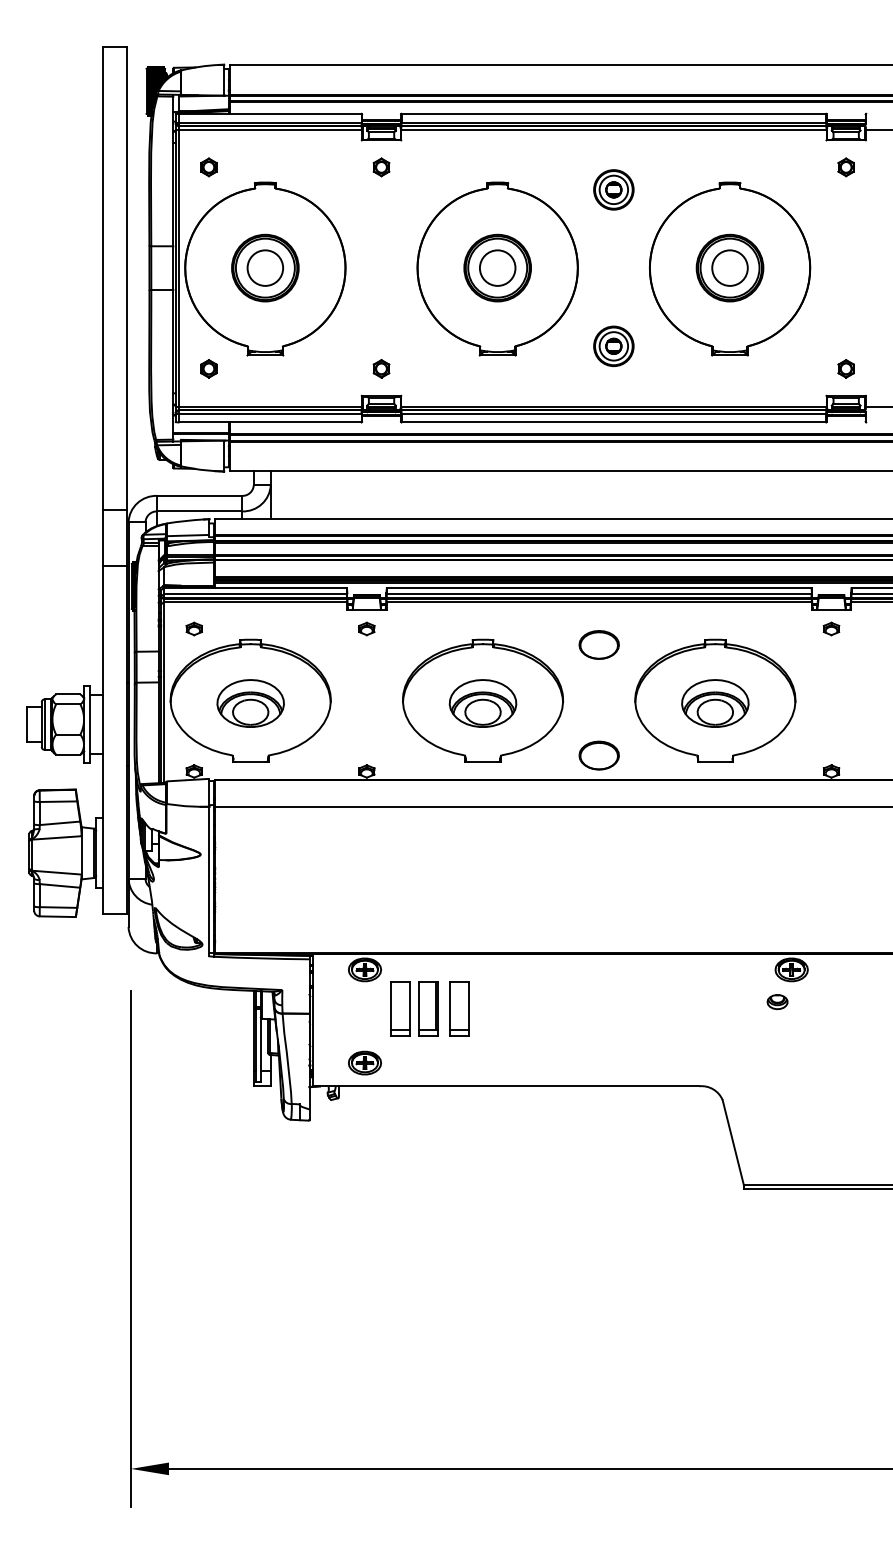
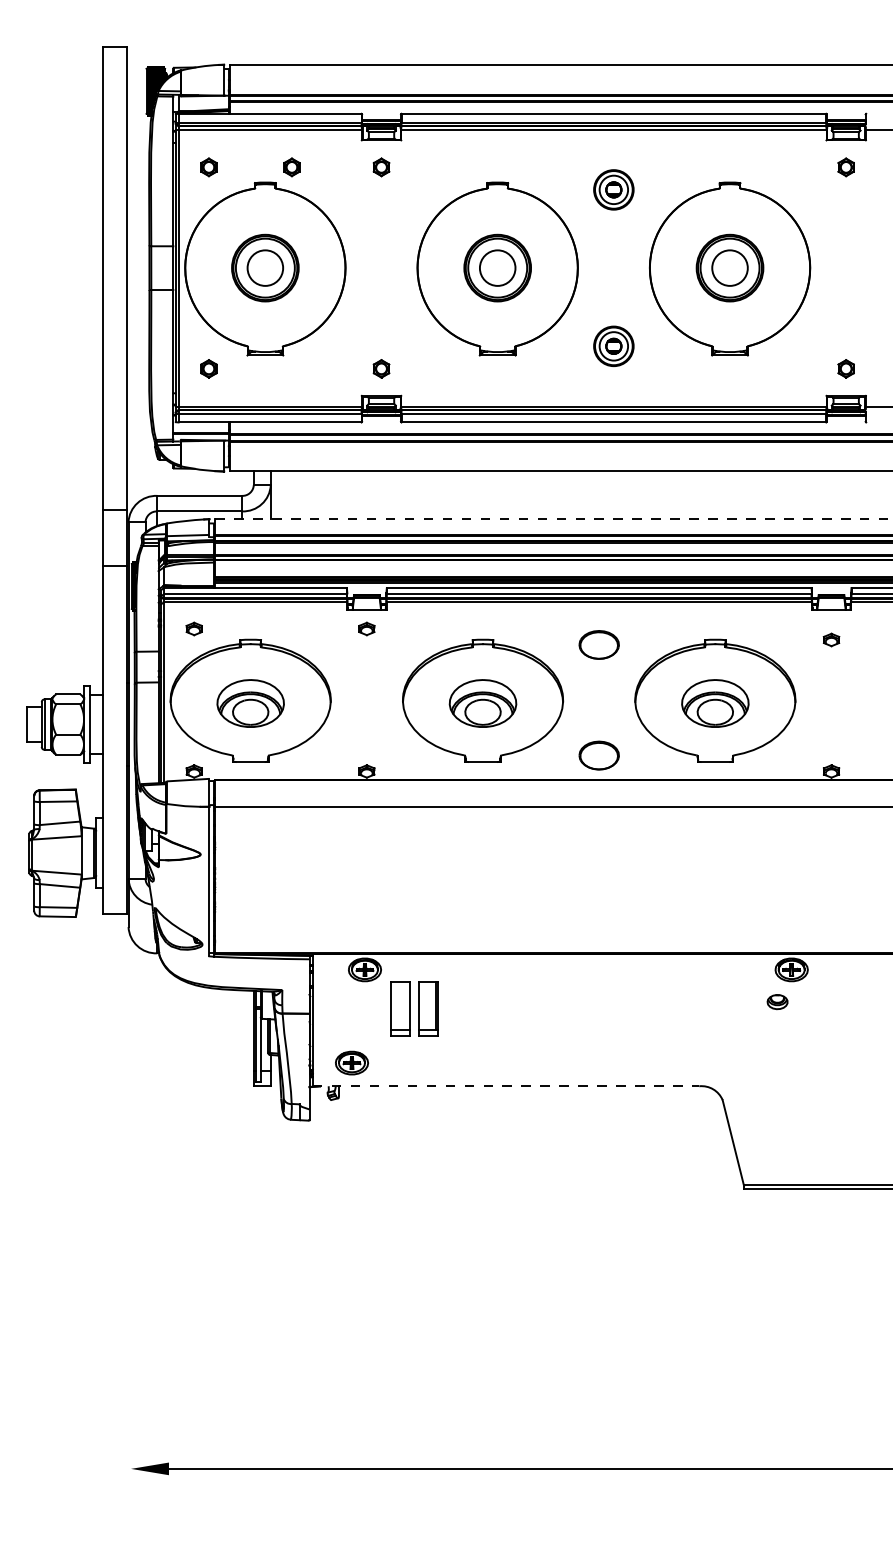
part: none -> present (291, 167)
line: solid -> dashed (554, 519)
part position: (831, 628) -> (831, 639) (831, 639)
part: present -> none (459, 1008)
part position: (364, 1062) -> (351, 1062) (351, 1062)
line: solid -> dashed (506, 1086)
line: present -> none (131, 1248)
